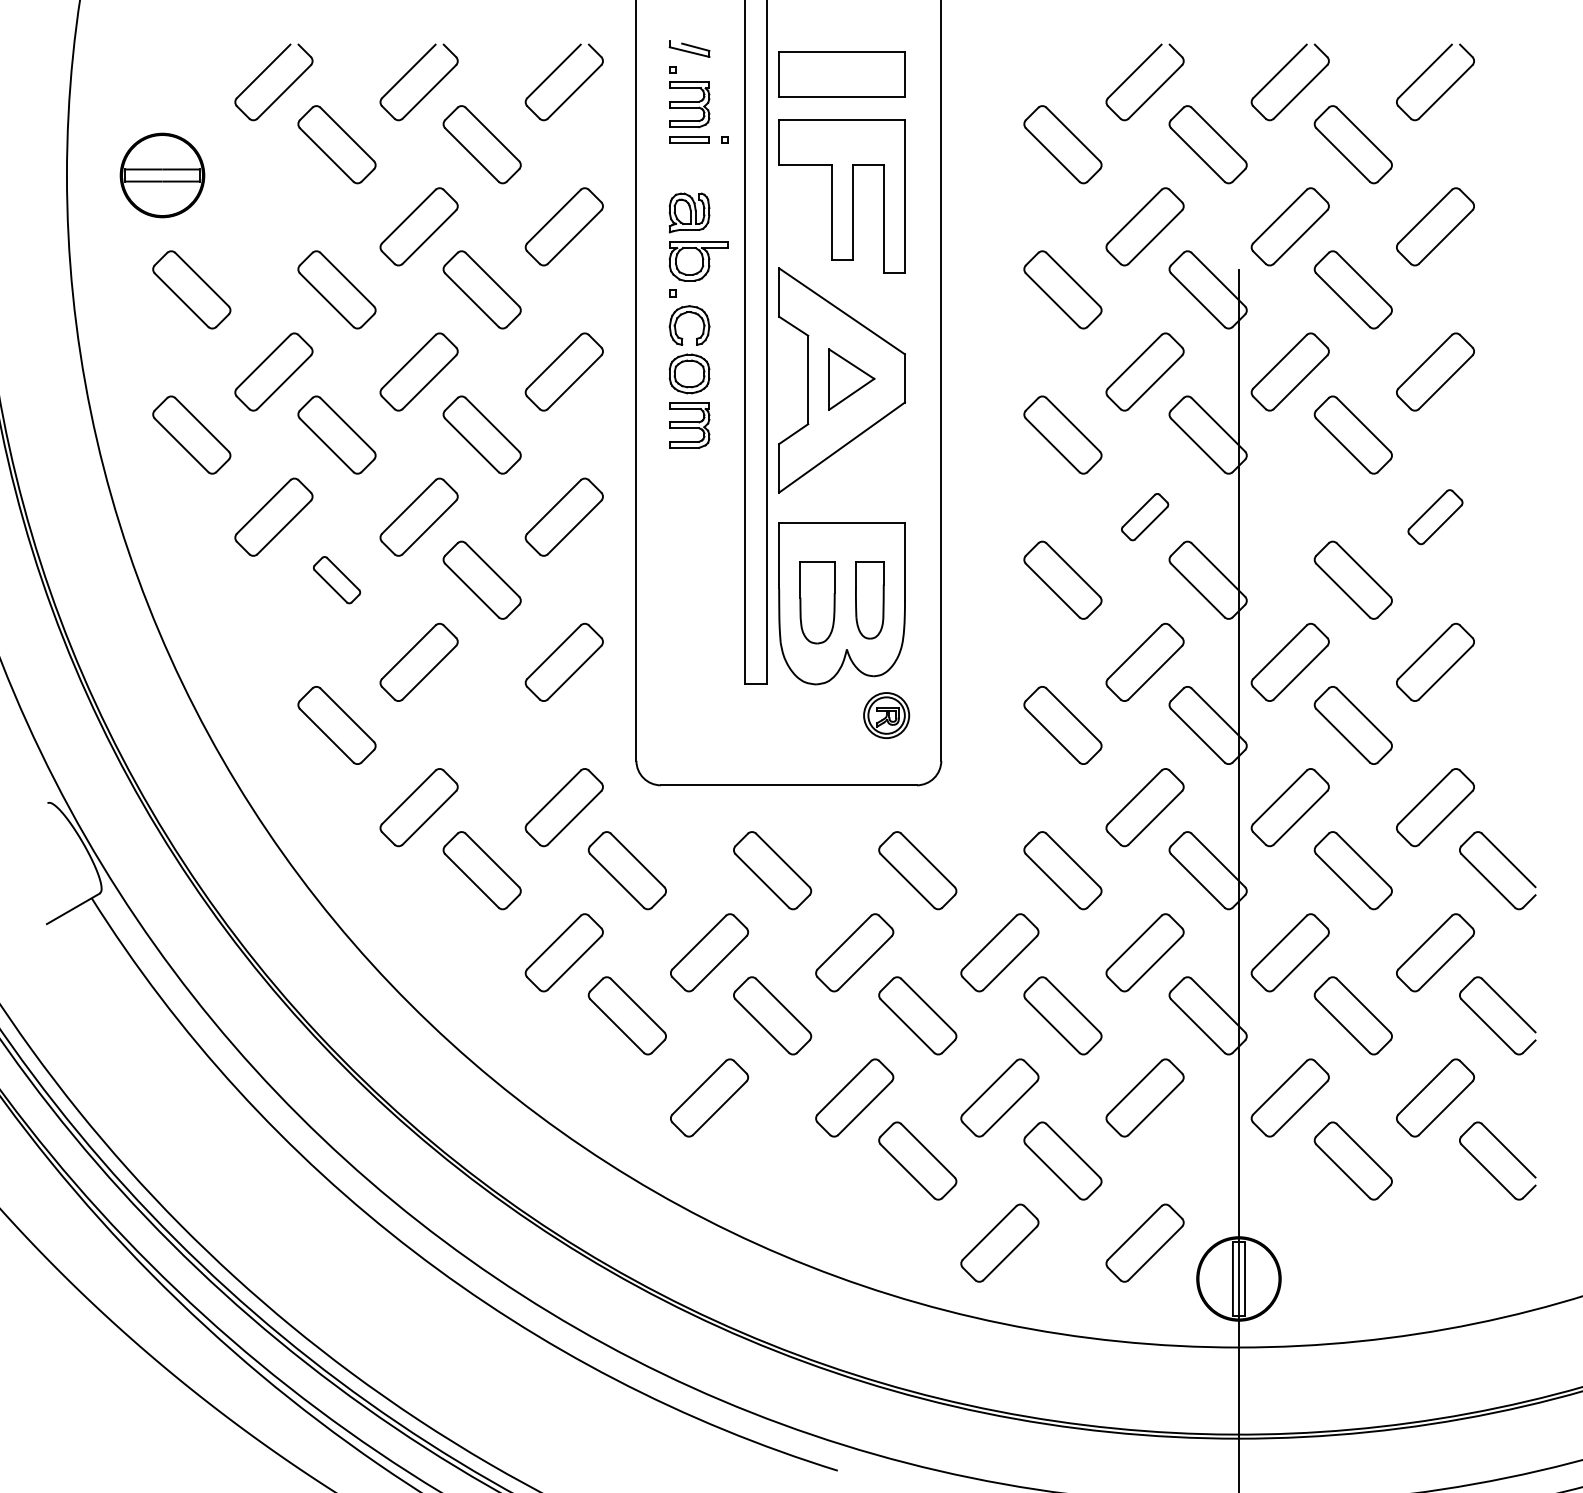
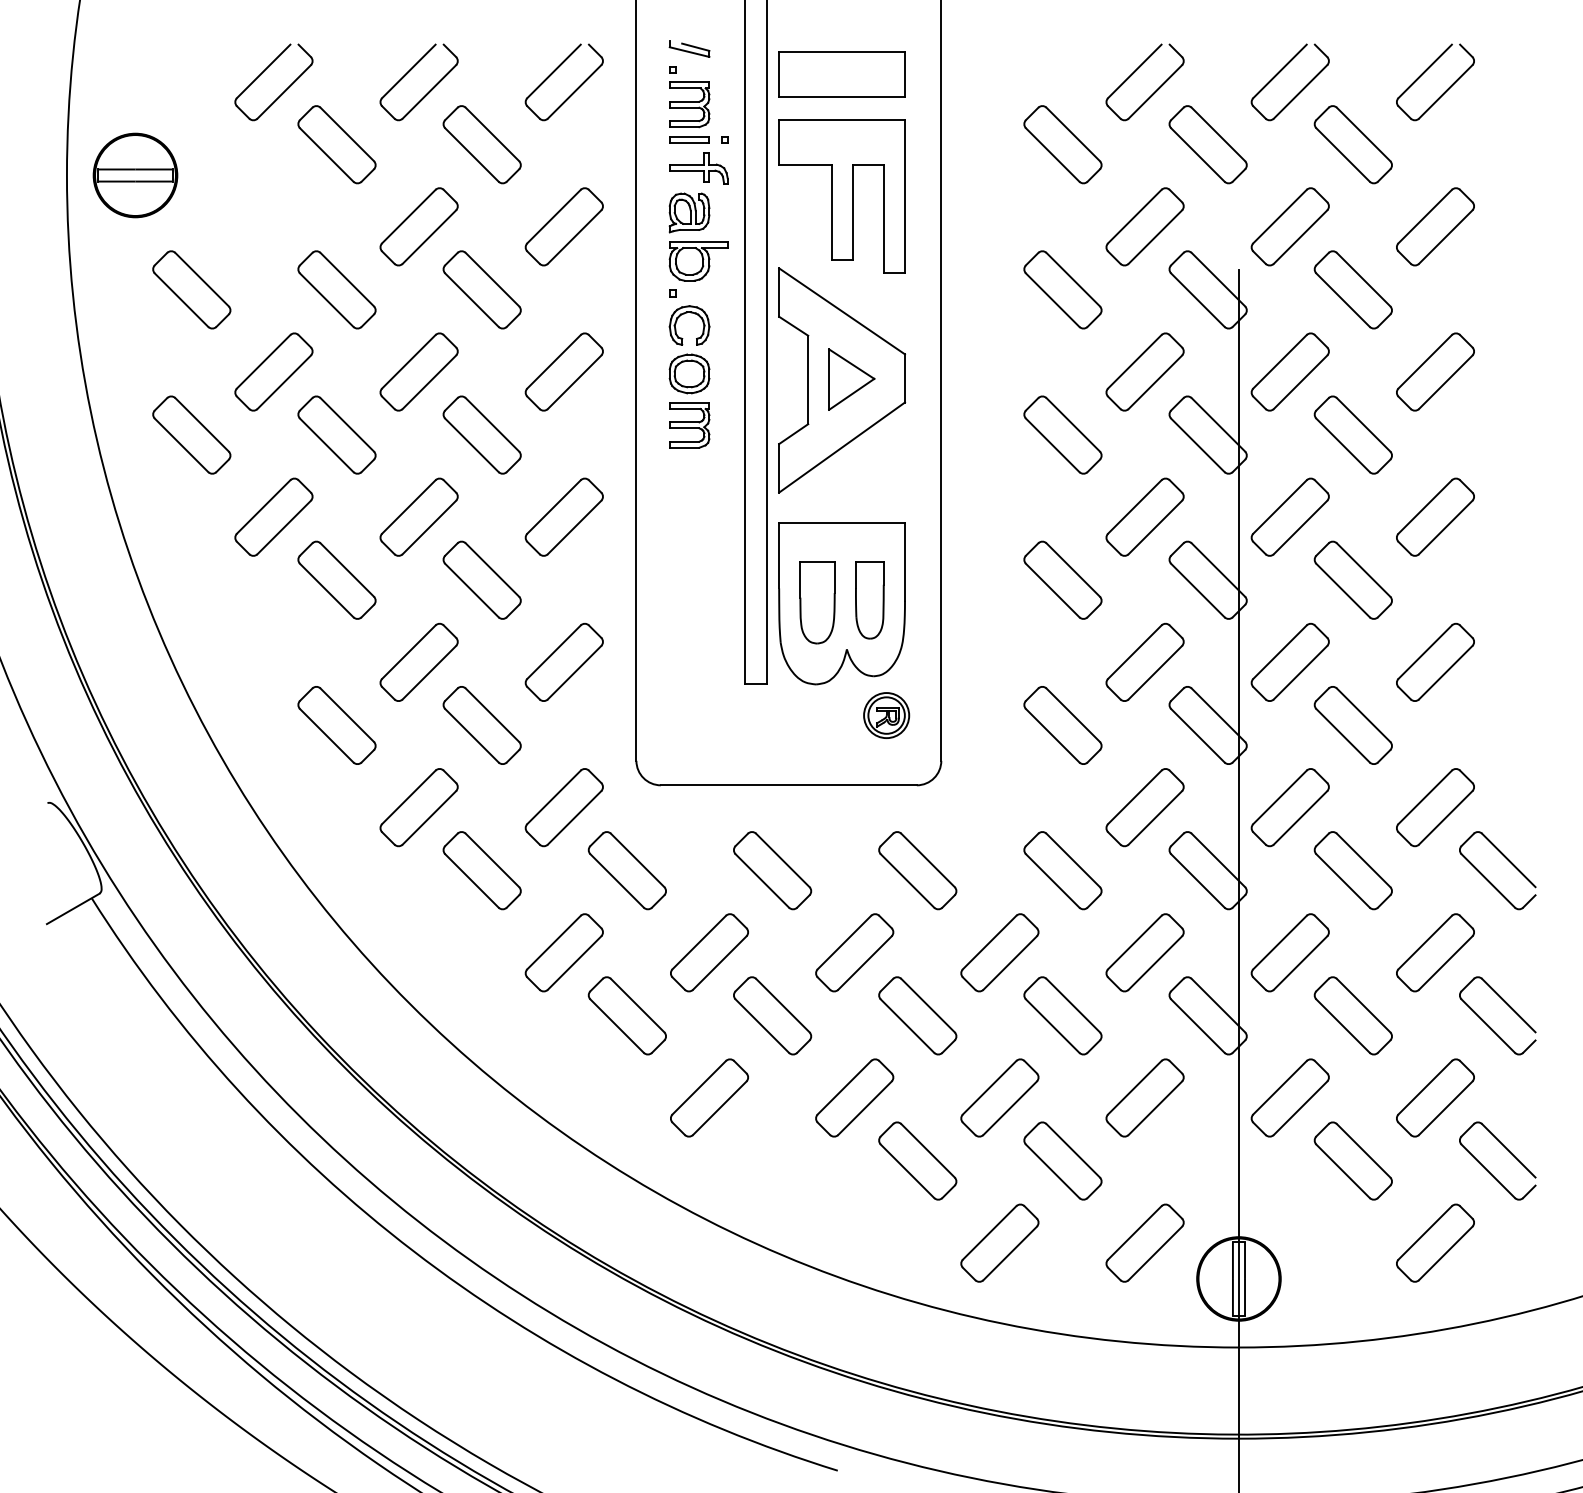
part: none -> present (698, 168)
part position: (162, 175) -> (135, 175) (135, 175)
part: none -> present (1289, 516)
part size: 49x49 px -> 80x80 px (1144, 516)
part size: 57x57 px -> 79x80 px (1435, 516)
part size: 49x49 px -> 80x80 px (336, 579)
part: none -> present (481, 725)
part: none -> present (1435, 1242)
